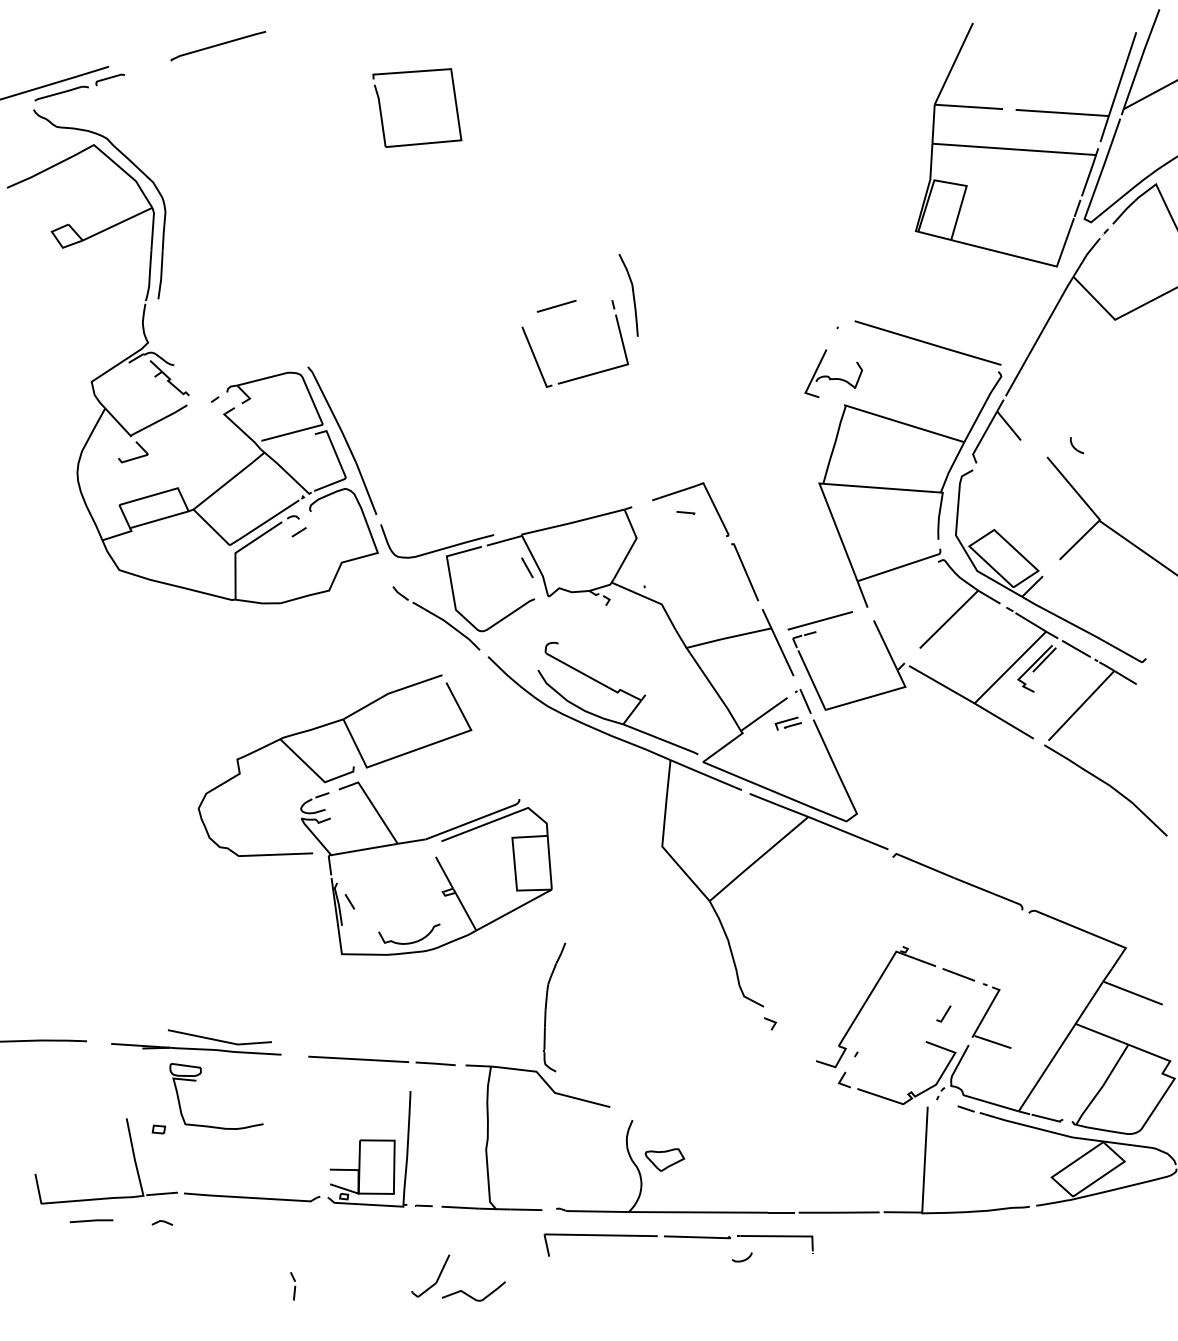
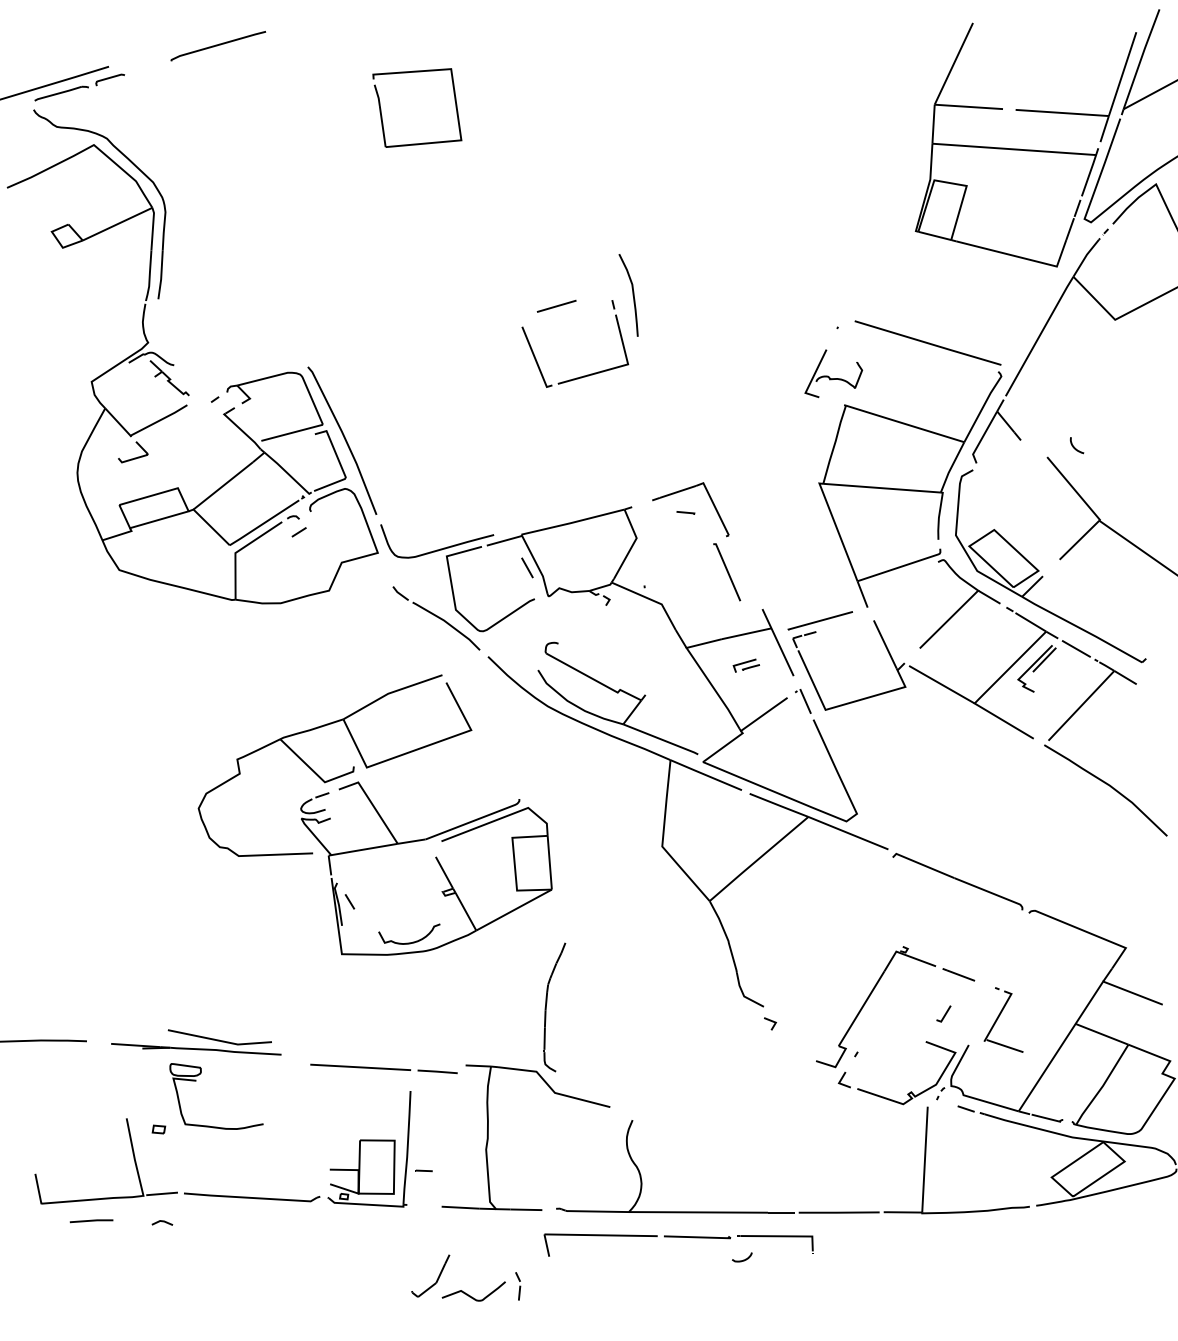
line position: (745, 572) -> (727, 572) (727, 572)
part position: (787, 723) -> (745, 665) (745, 665)
part position: (991, 1015) -> (1003, 1019) (1003, 1019)
line position: (381, 1060) -> (383, 1068) (383, 1068)
part: present -> none (664, 1159)
line position: (423, 1205) -> (423, 1170) (423, 1170)
part position: (293, 1286) -> (518, 1286) (518, 1286)
